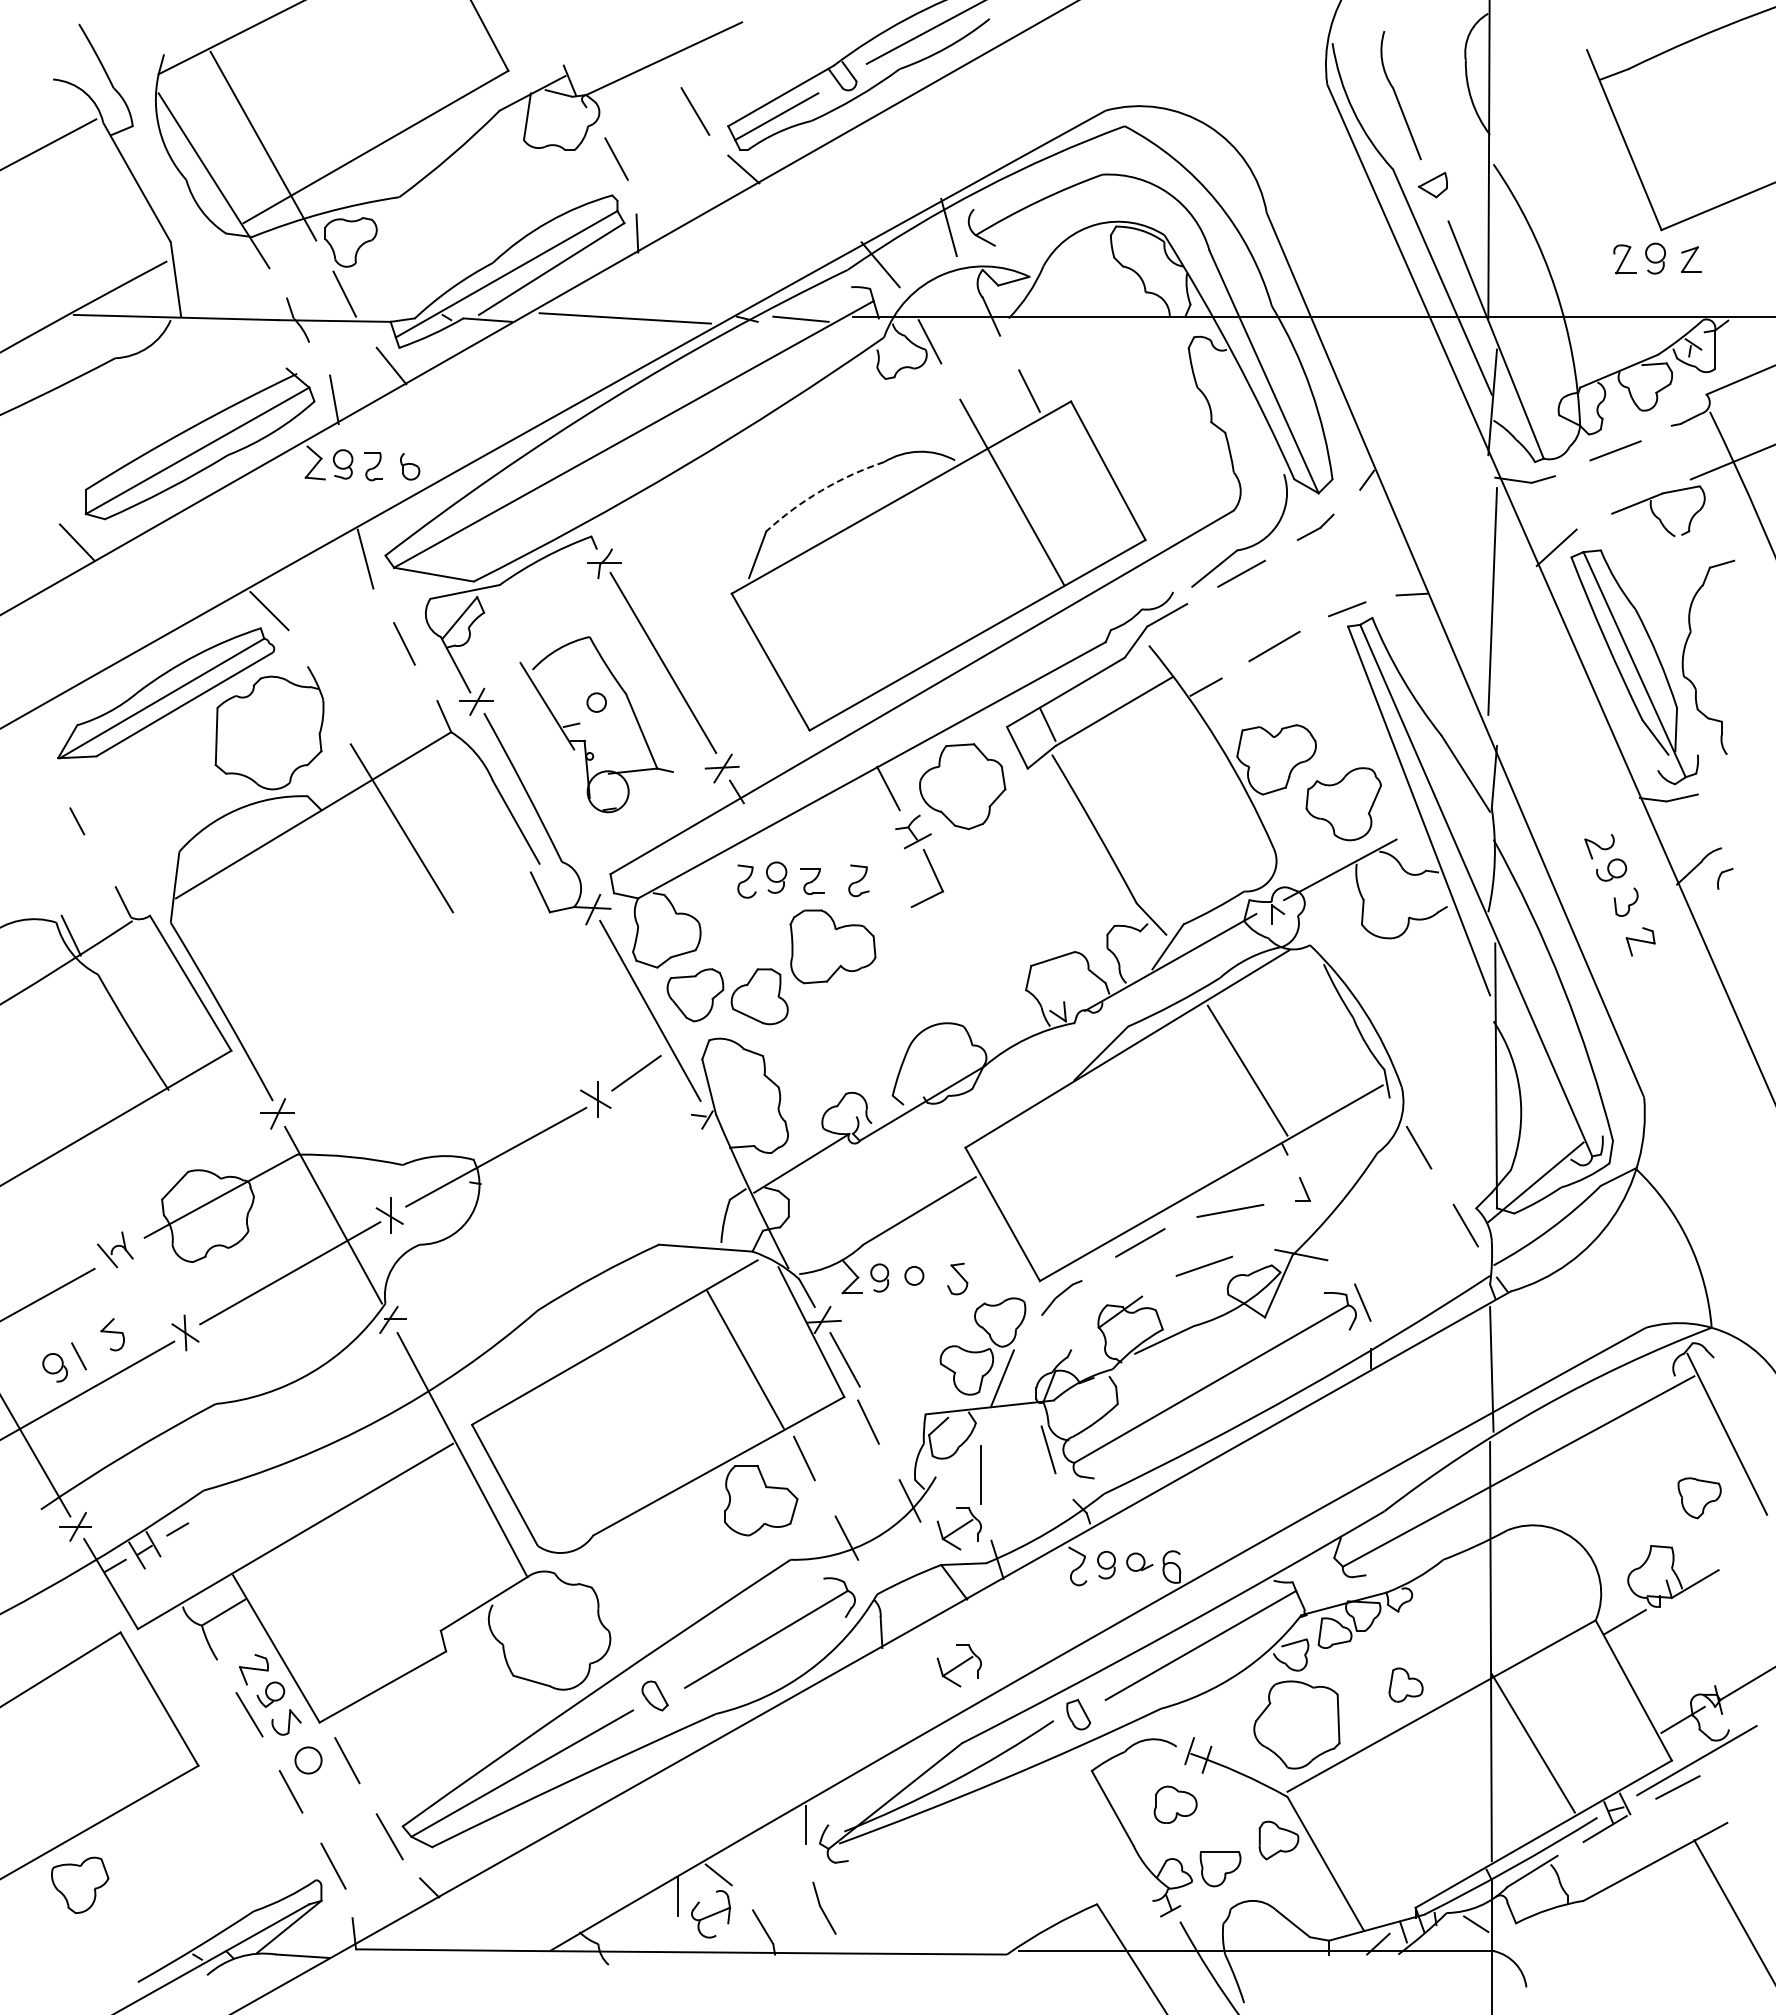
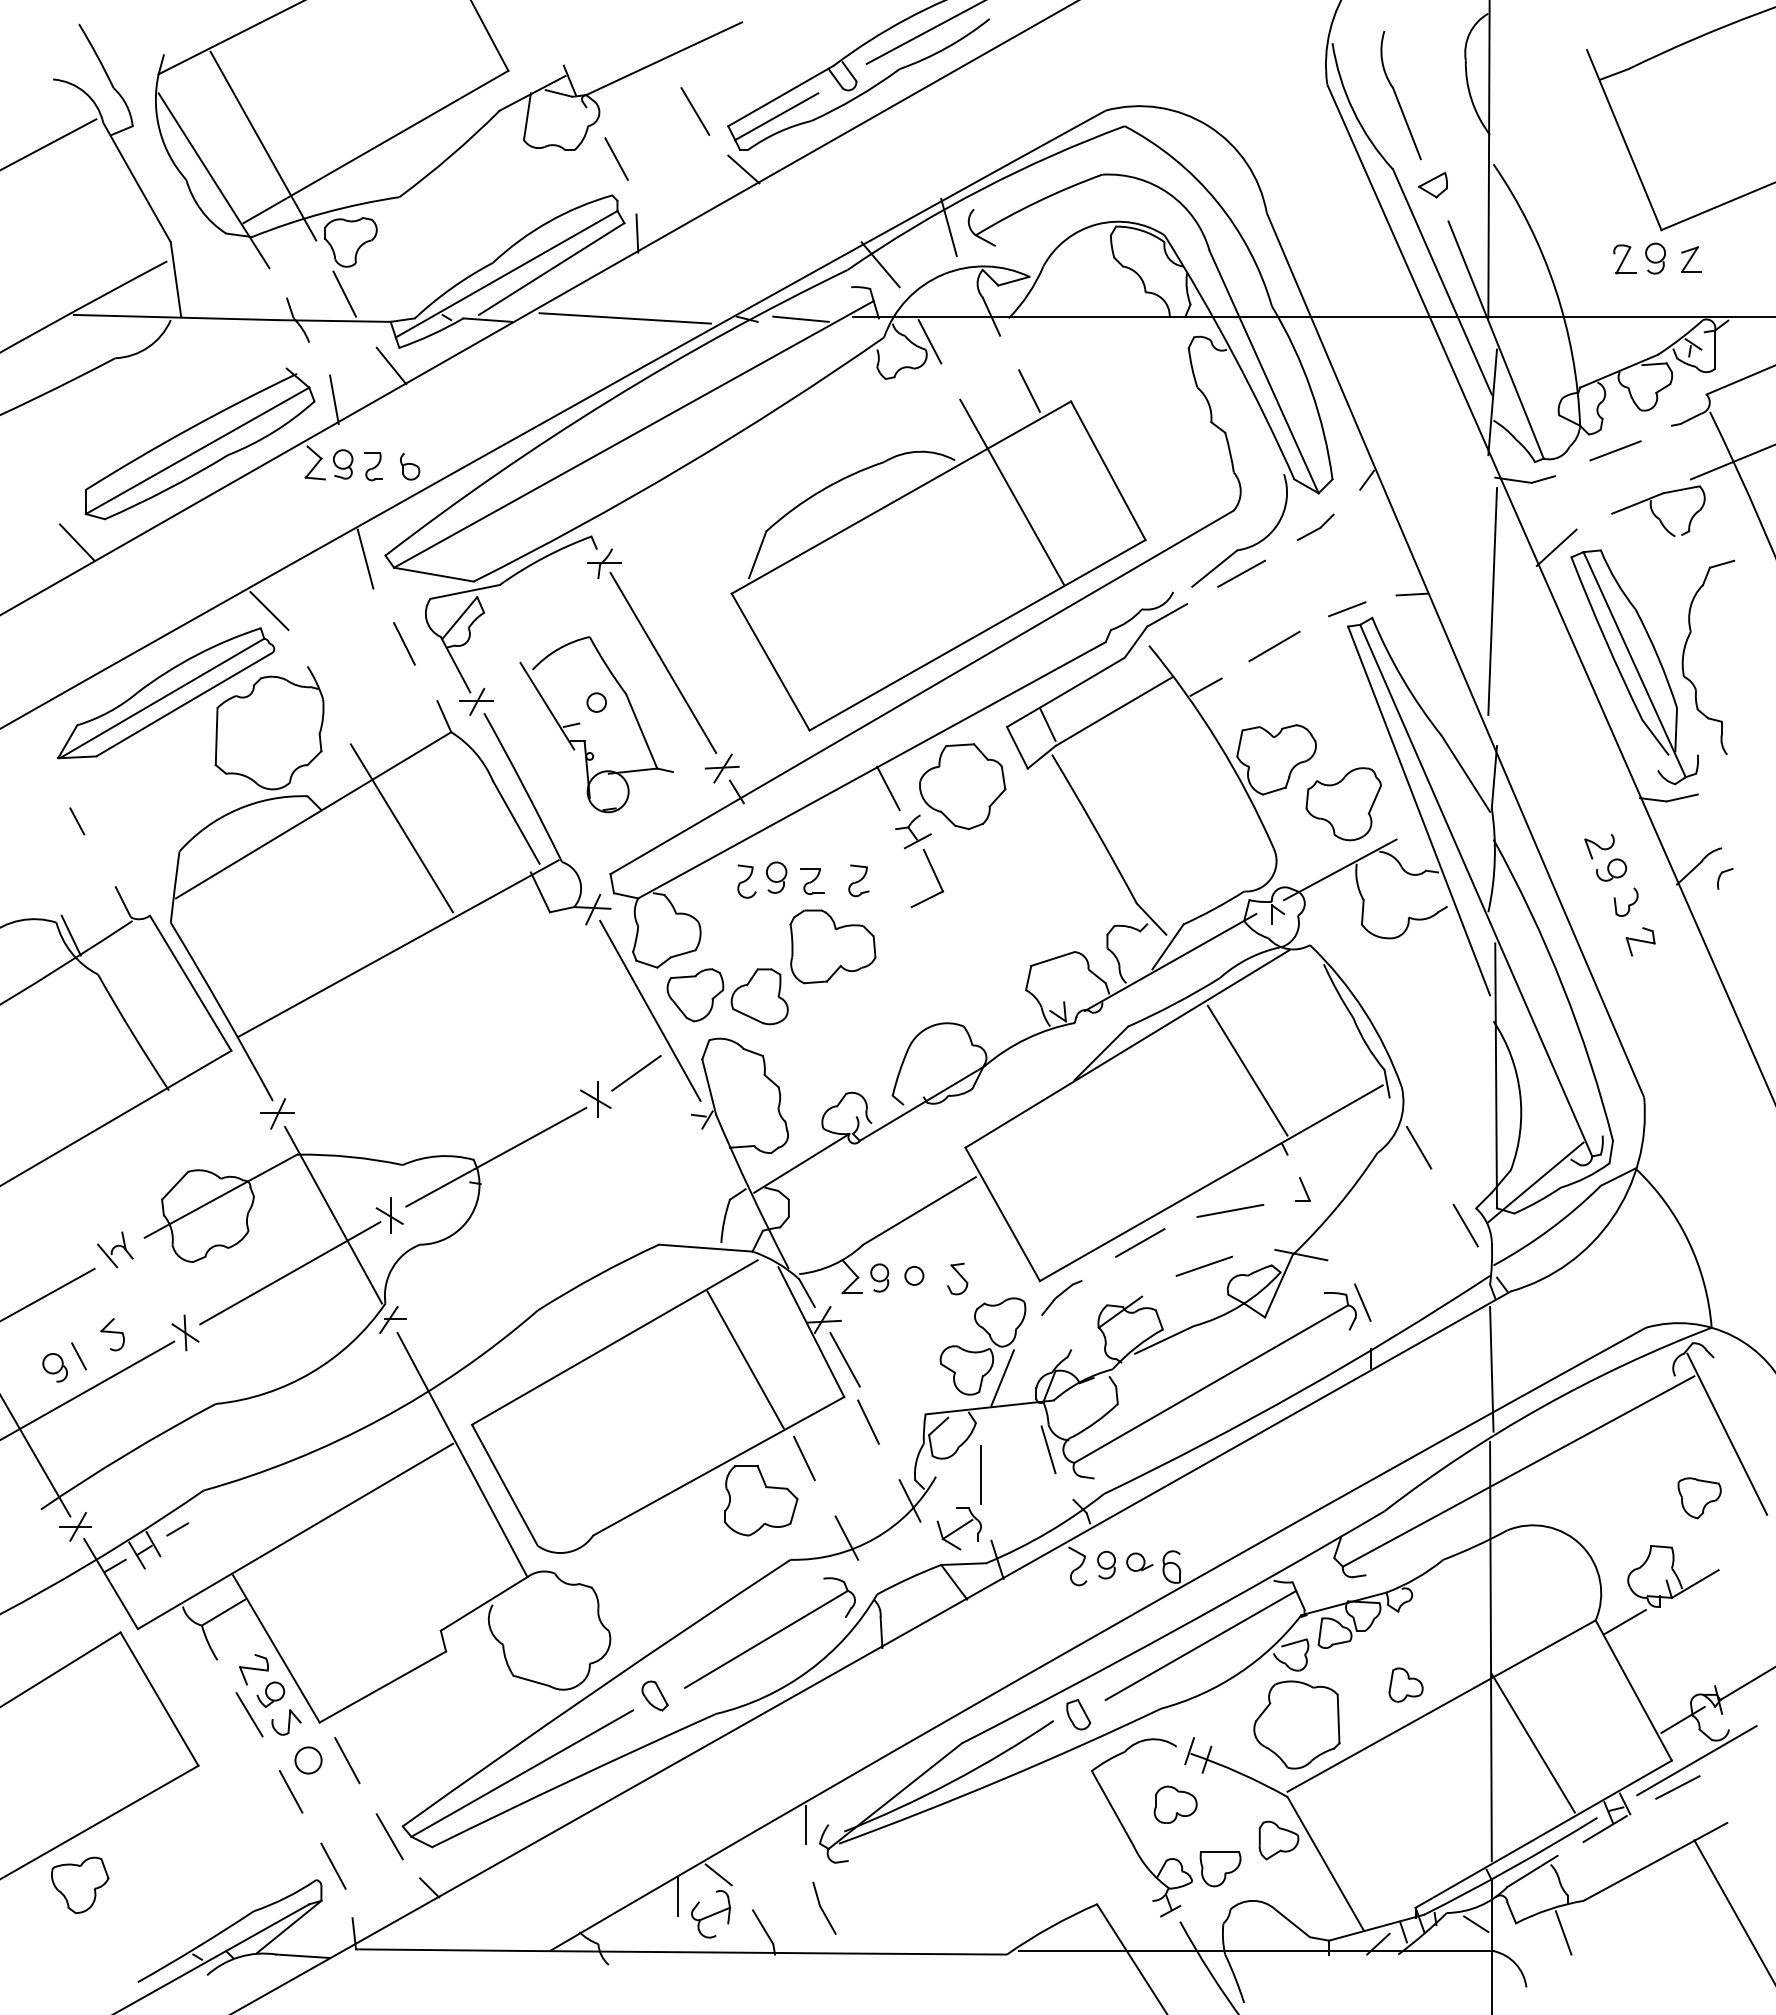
arc: dashed -> solid (821, 490)
line: none -> present (398, 948)
part: present -> none (958, 1665)
line: none -> present (1563, 1932)
